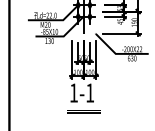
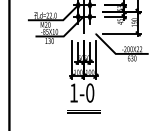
text: 1-1 -> 1-0 (90, 92)
